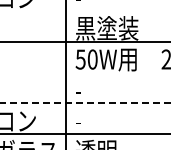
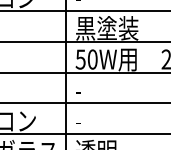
line: none -> present (84, 10)
line: none -> present (84, 72)
line: dashed -> solid (86, 103)
